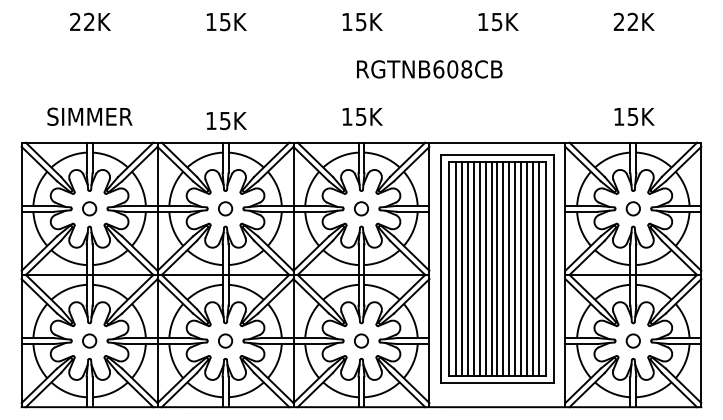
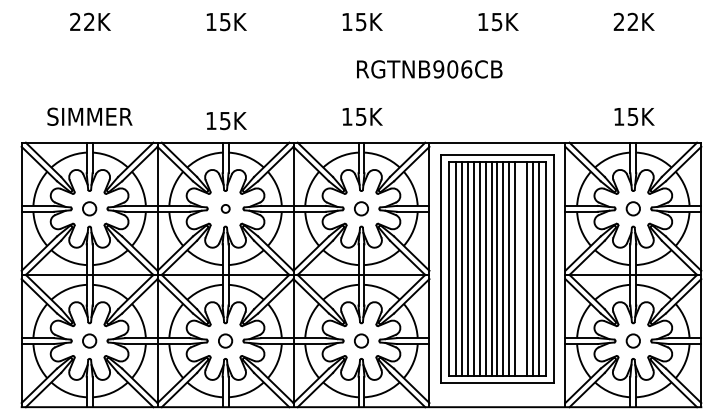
text: RGTNB608CB -> RGTNB906CB (452, 69)
circle size: 16x16 px -> 11x10 px (225, 208)
line: present -> none (521, 269)
